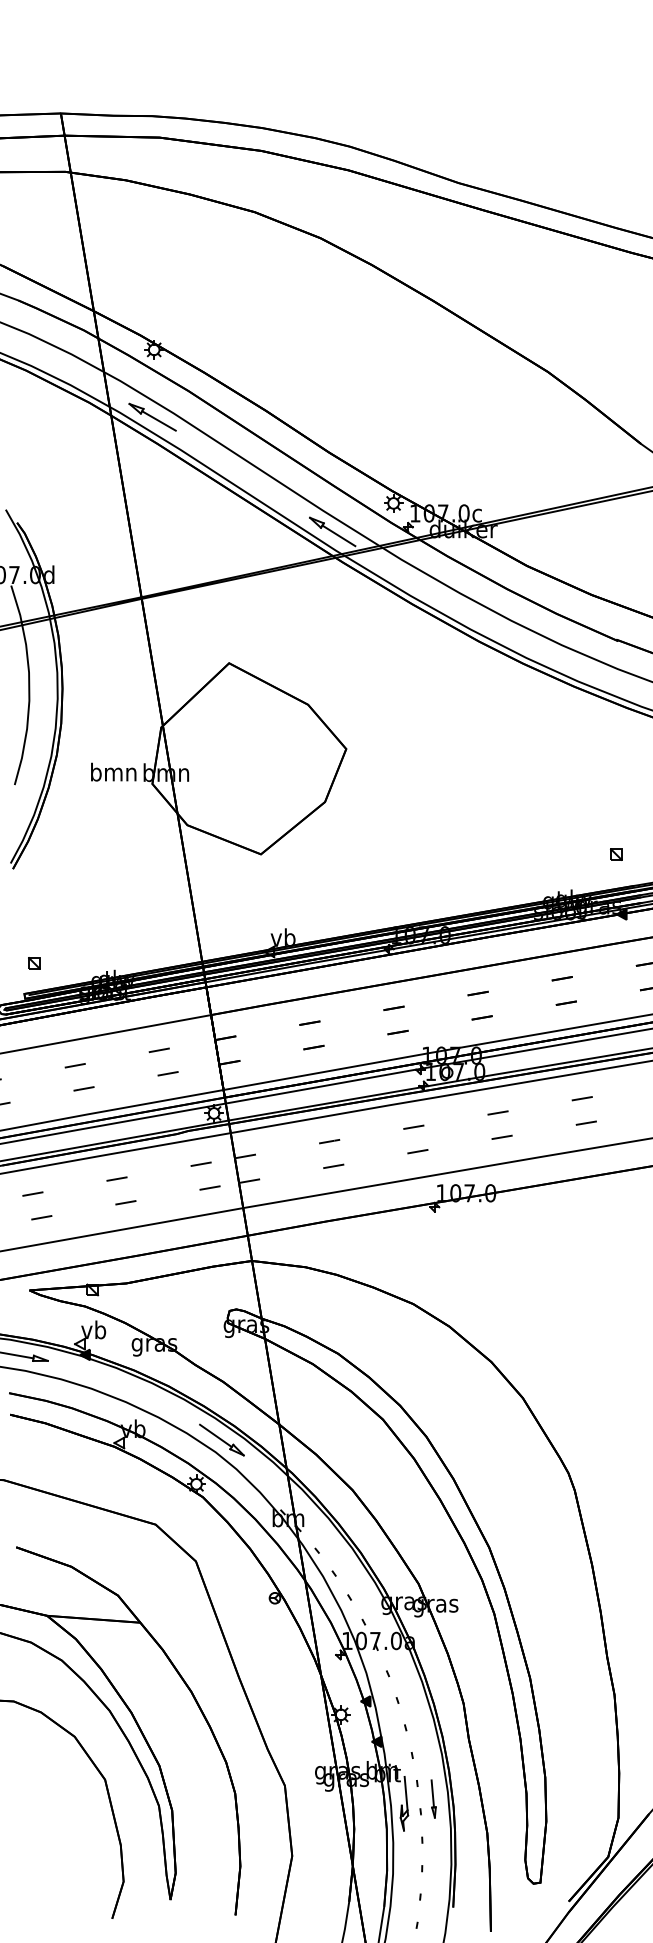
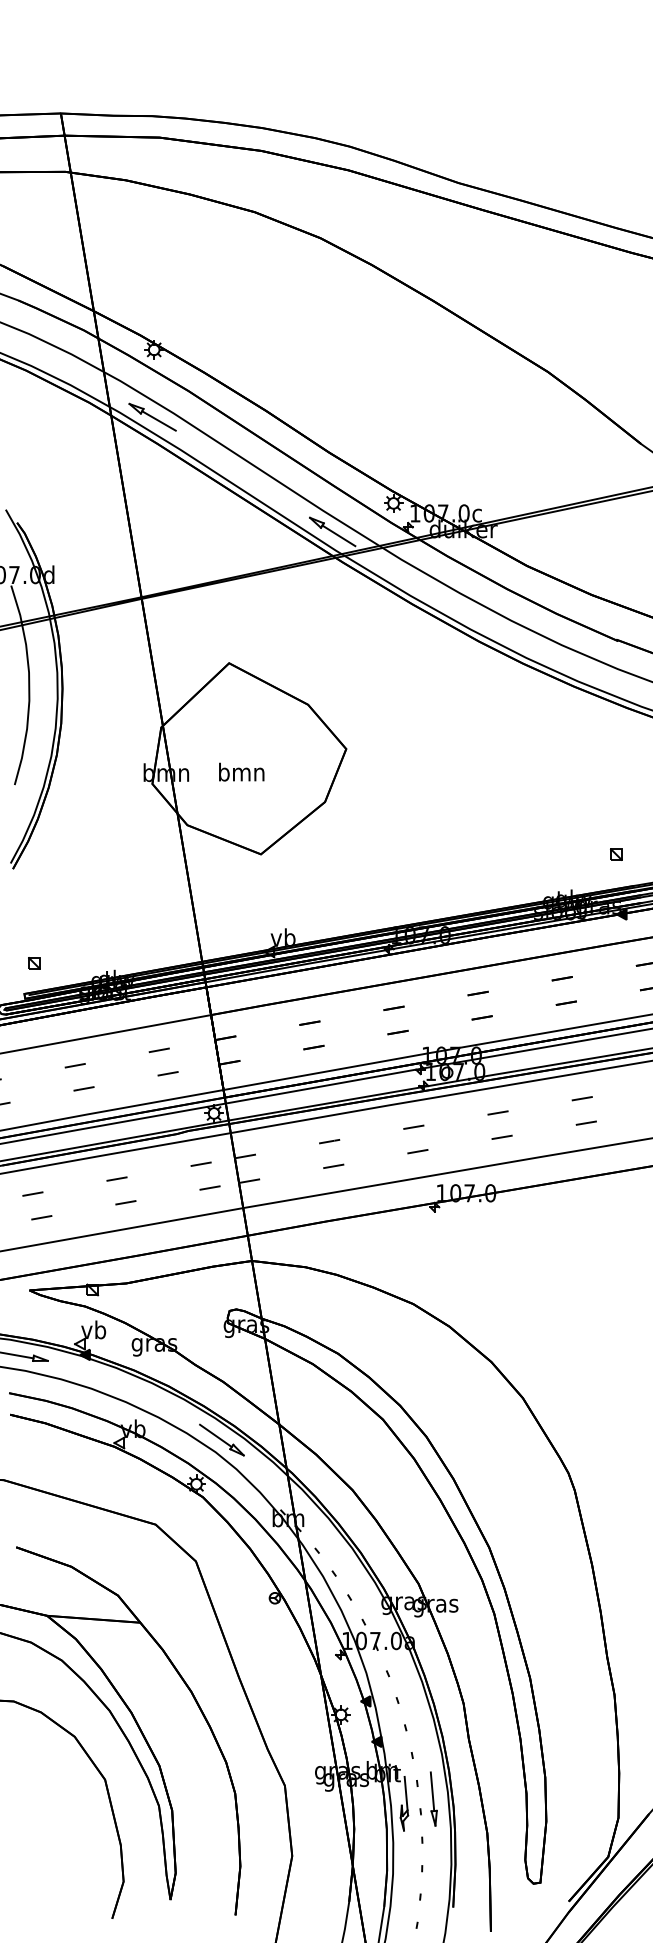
text position: (113, 771) -> (241, 771) (241, 771)
part size: 7x40 px -> 9x56 px (433, 1798)
